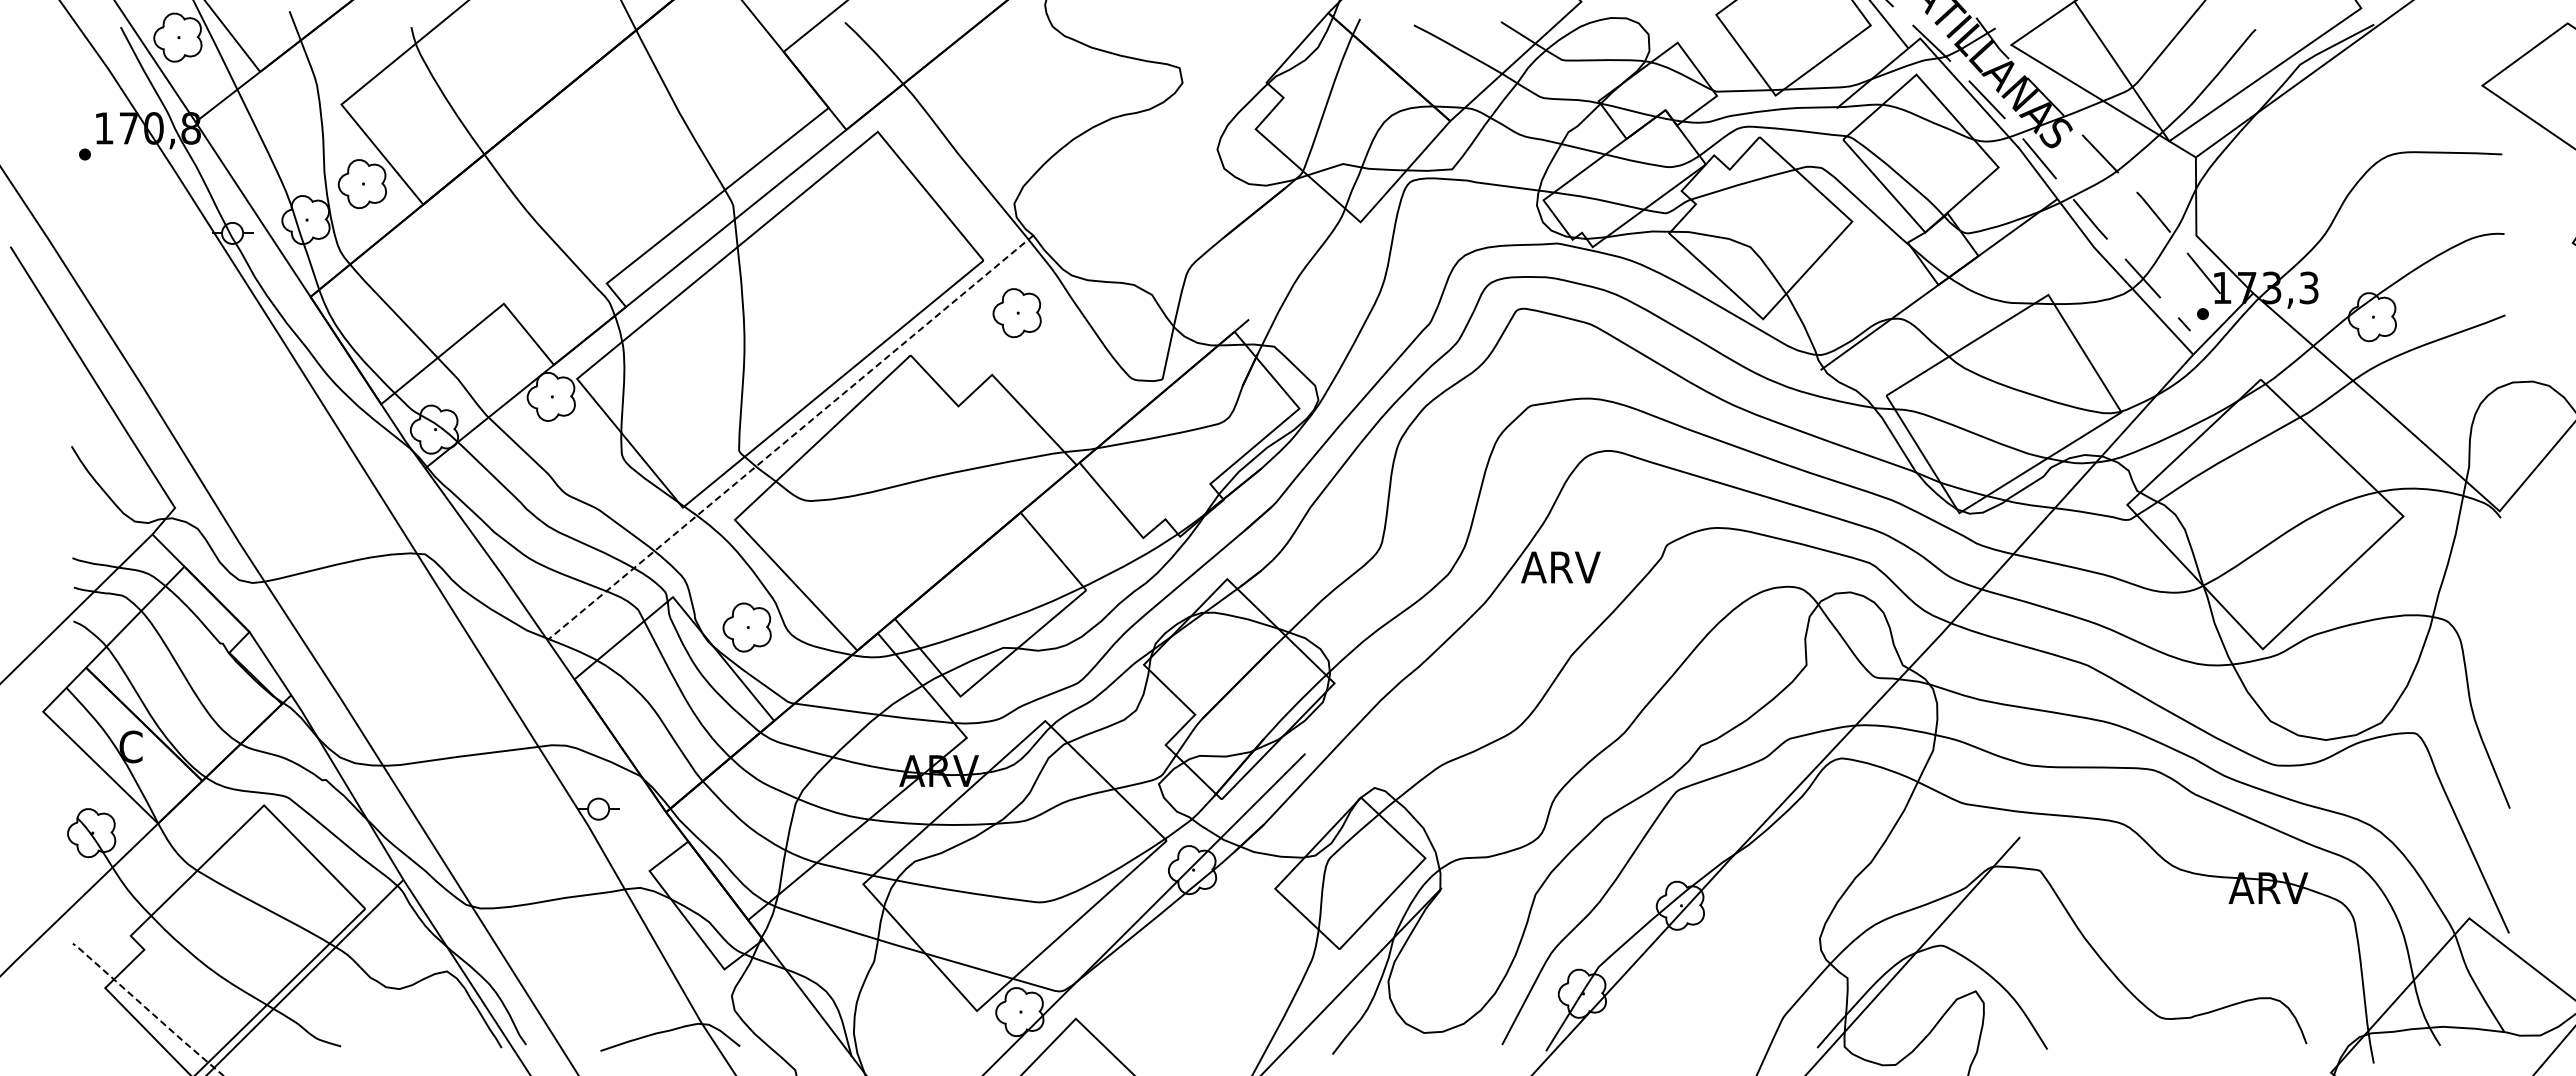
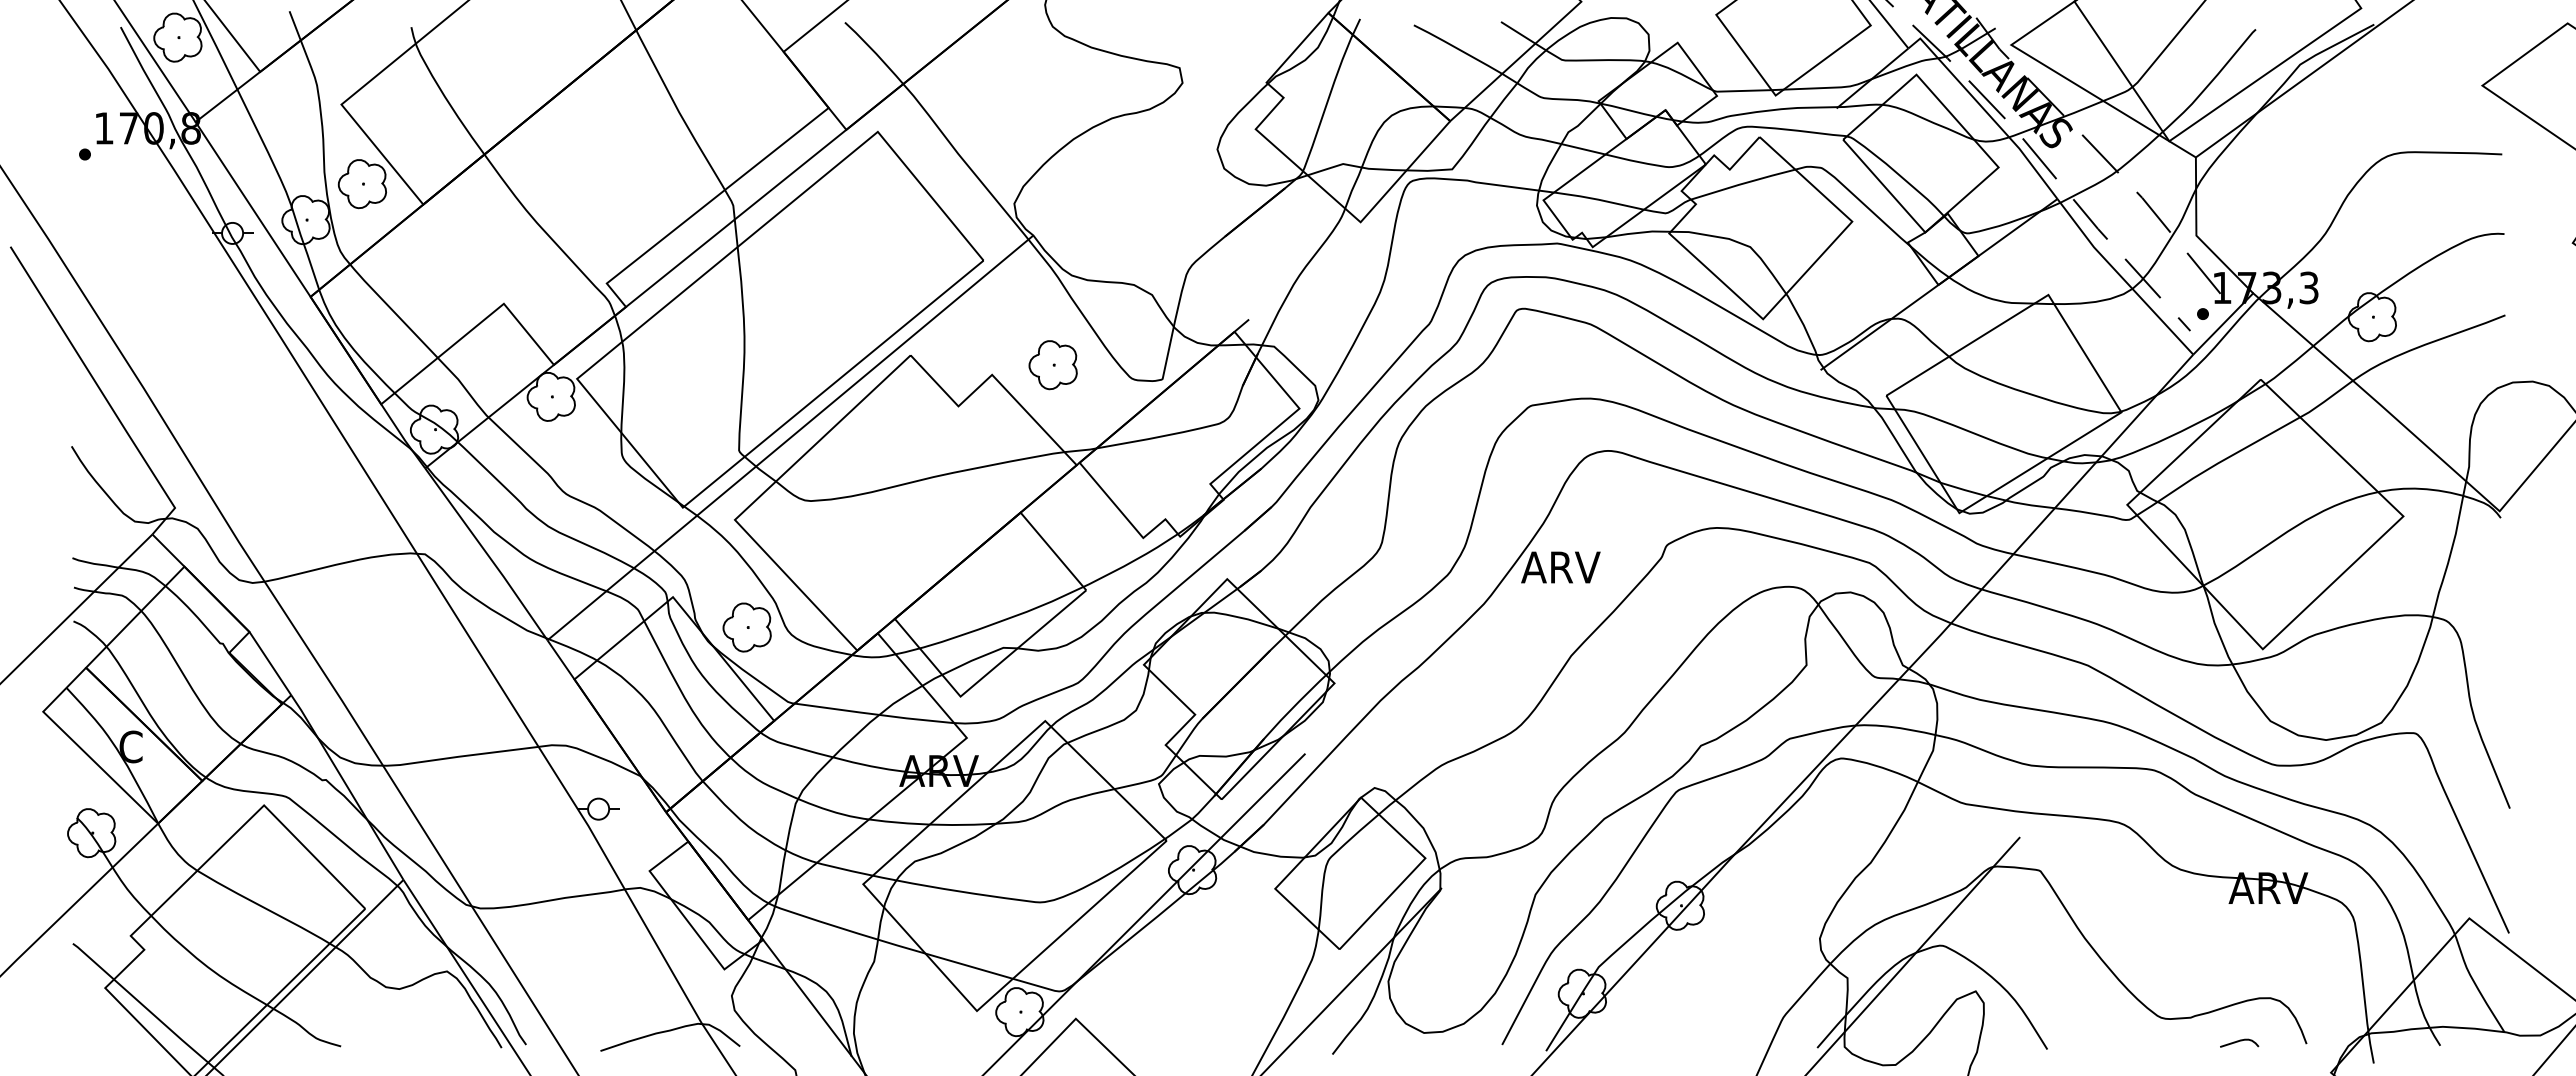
part position: (1016, 313) -> (1052, 365) (1052, 365)
line: dashed -> solid (790, 438)
line: dashed -> solid (147, 1009)
curve: none -> present (2239, 1041)
